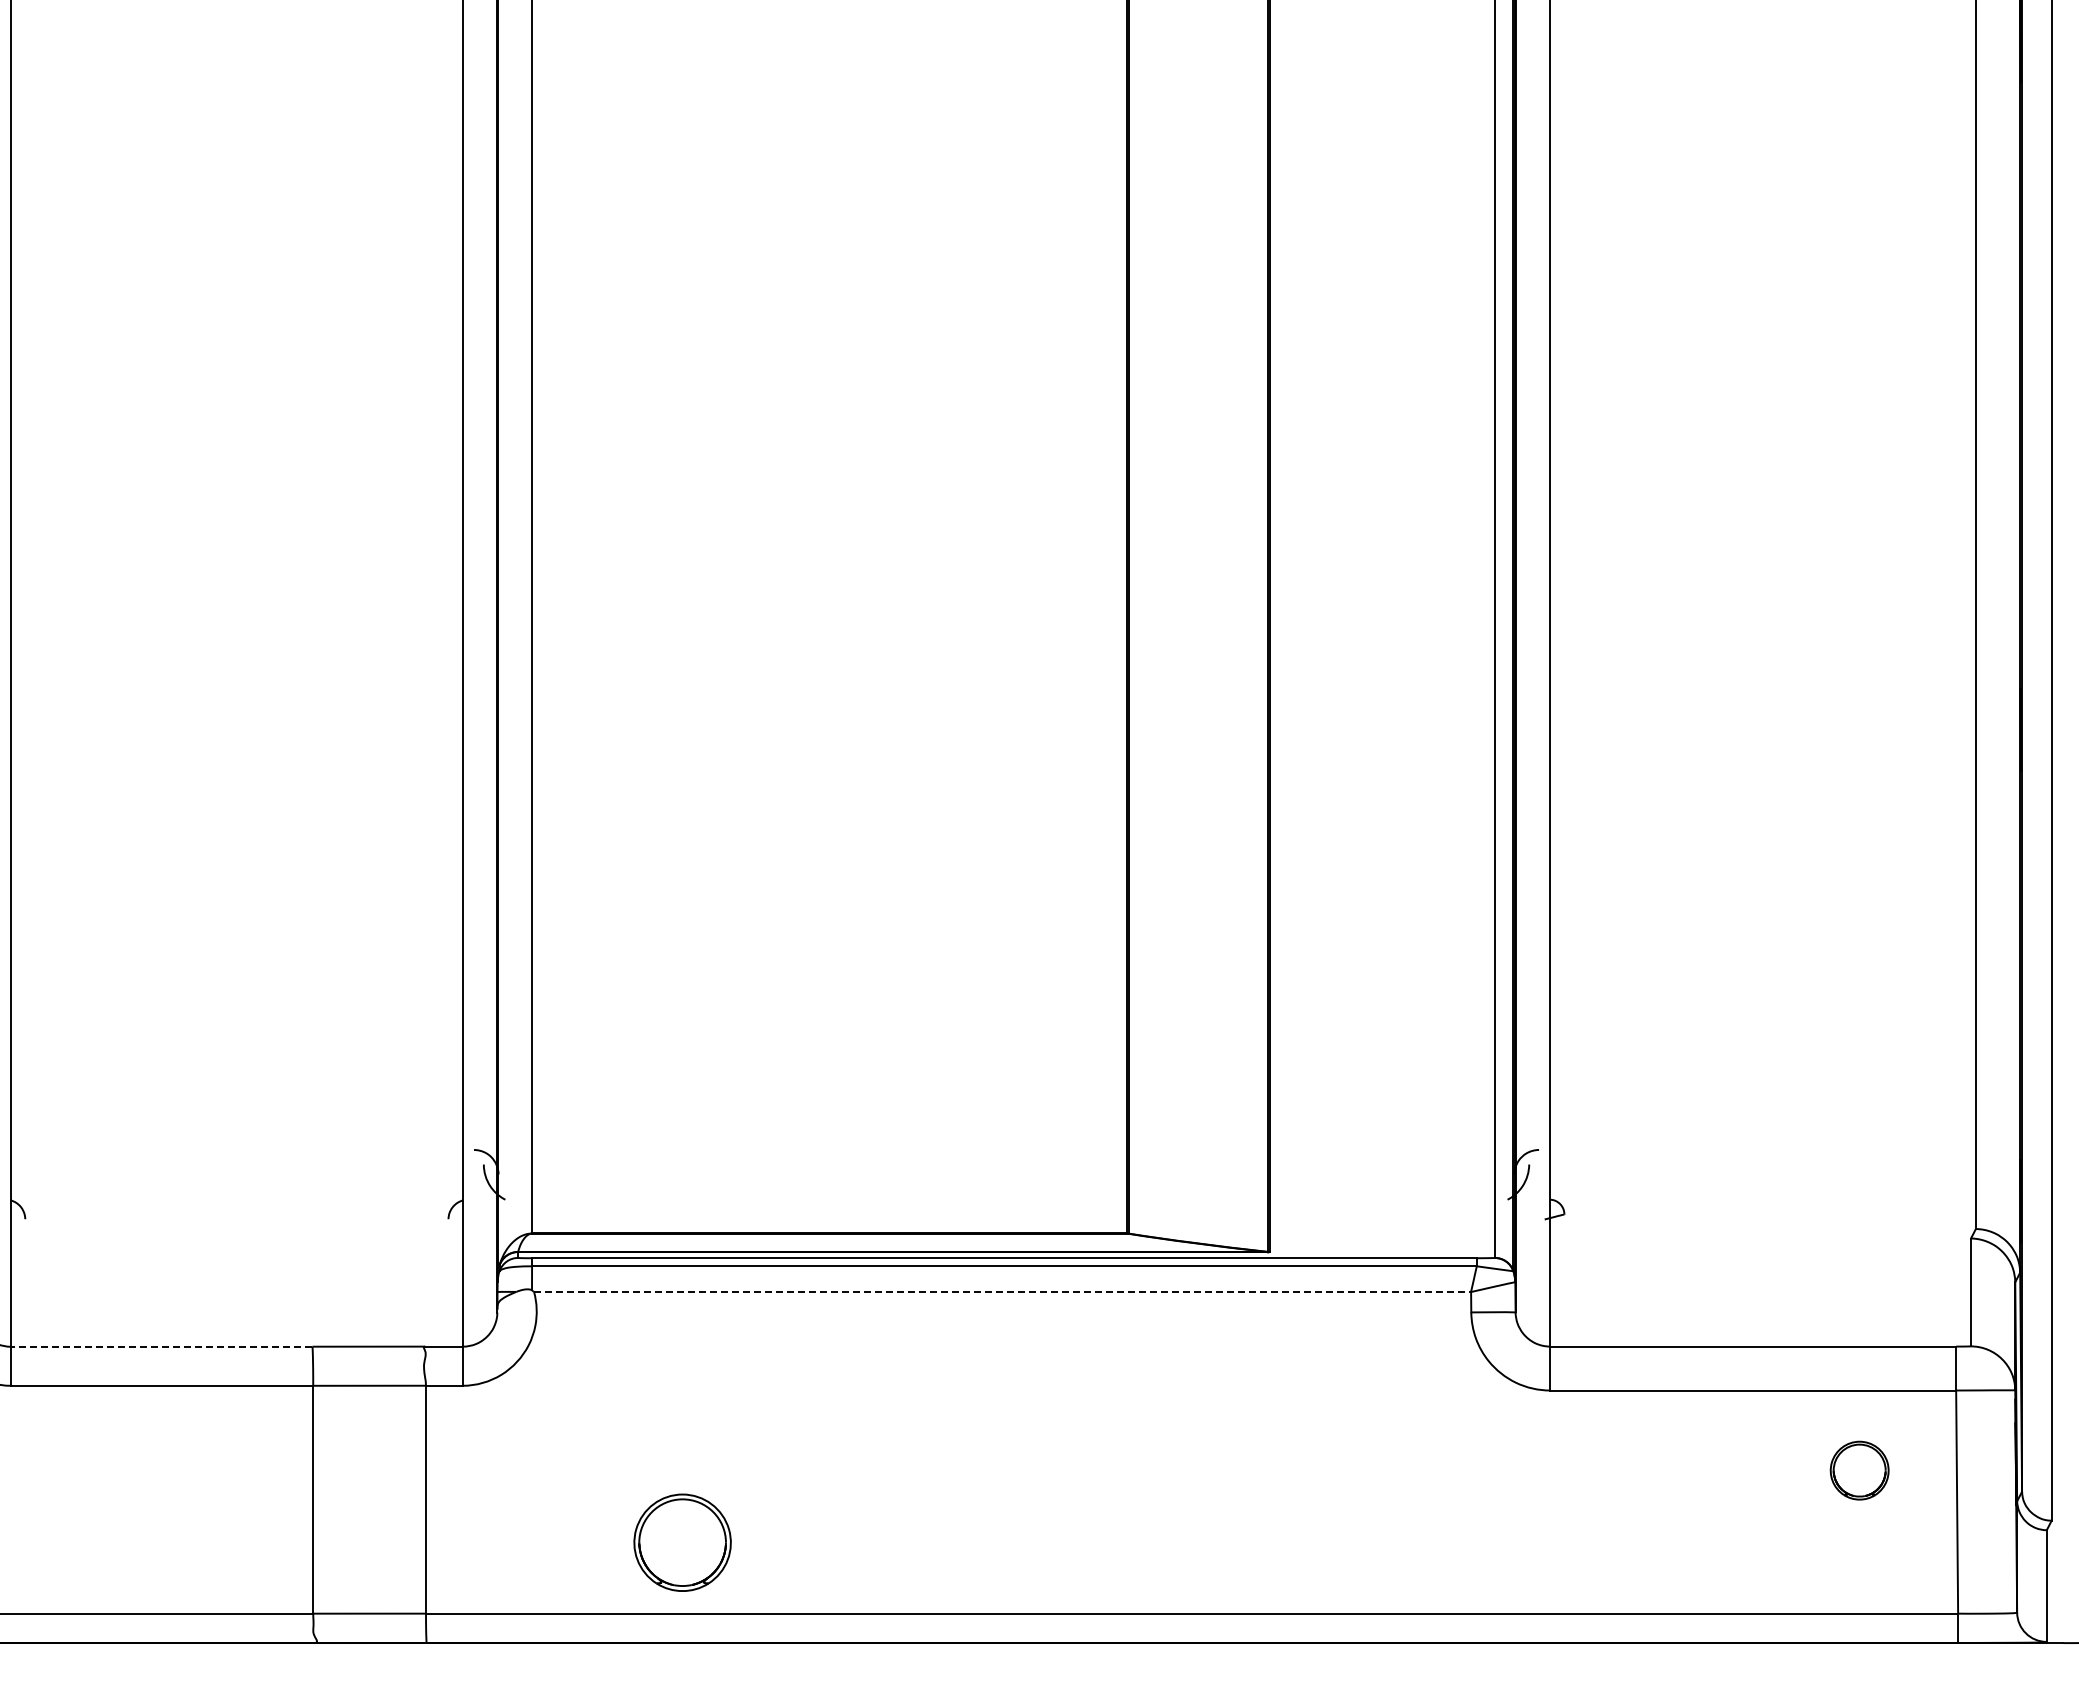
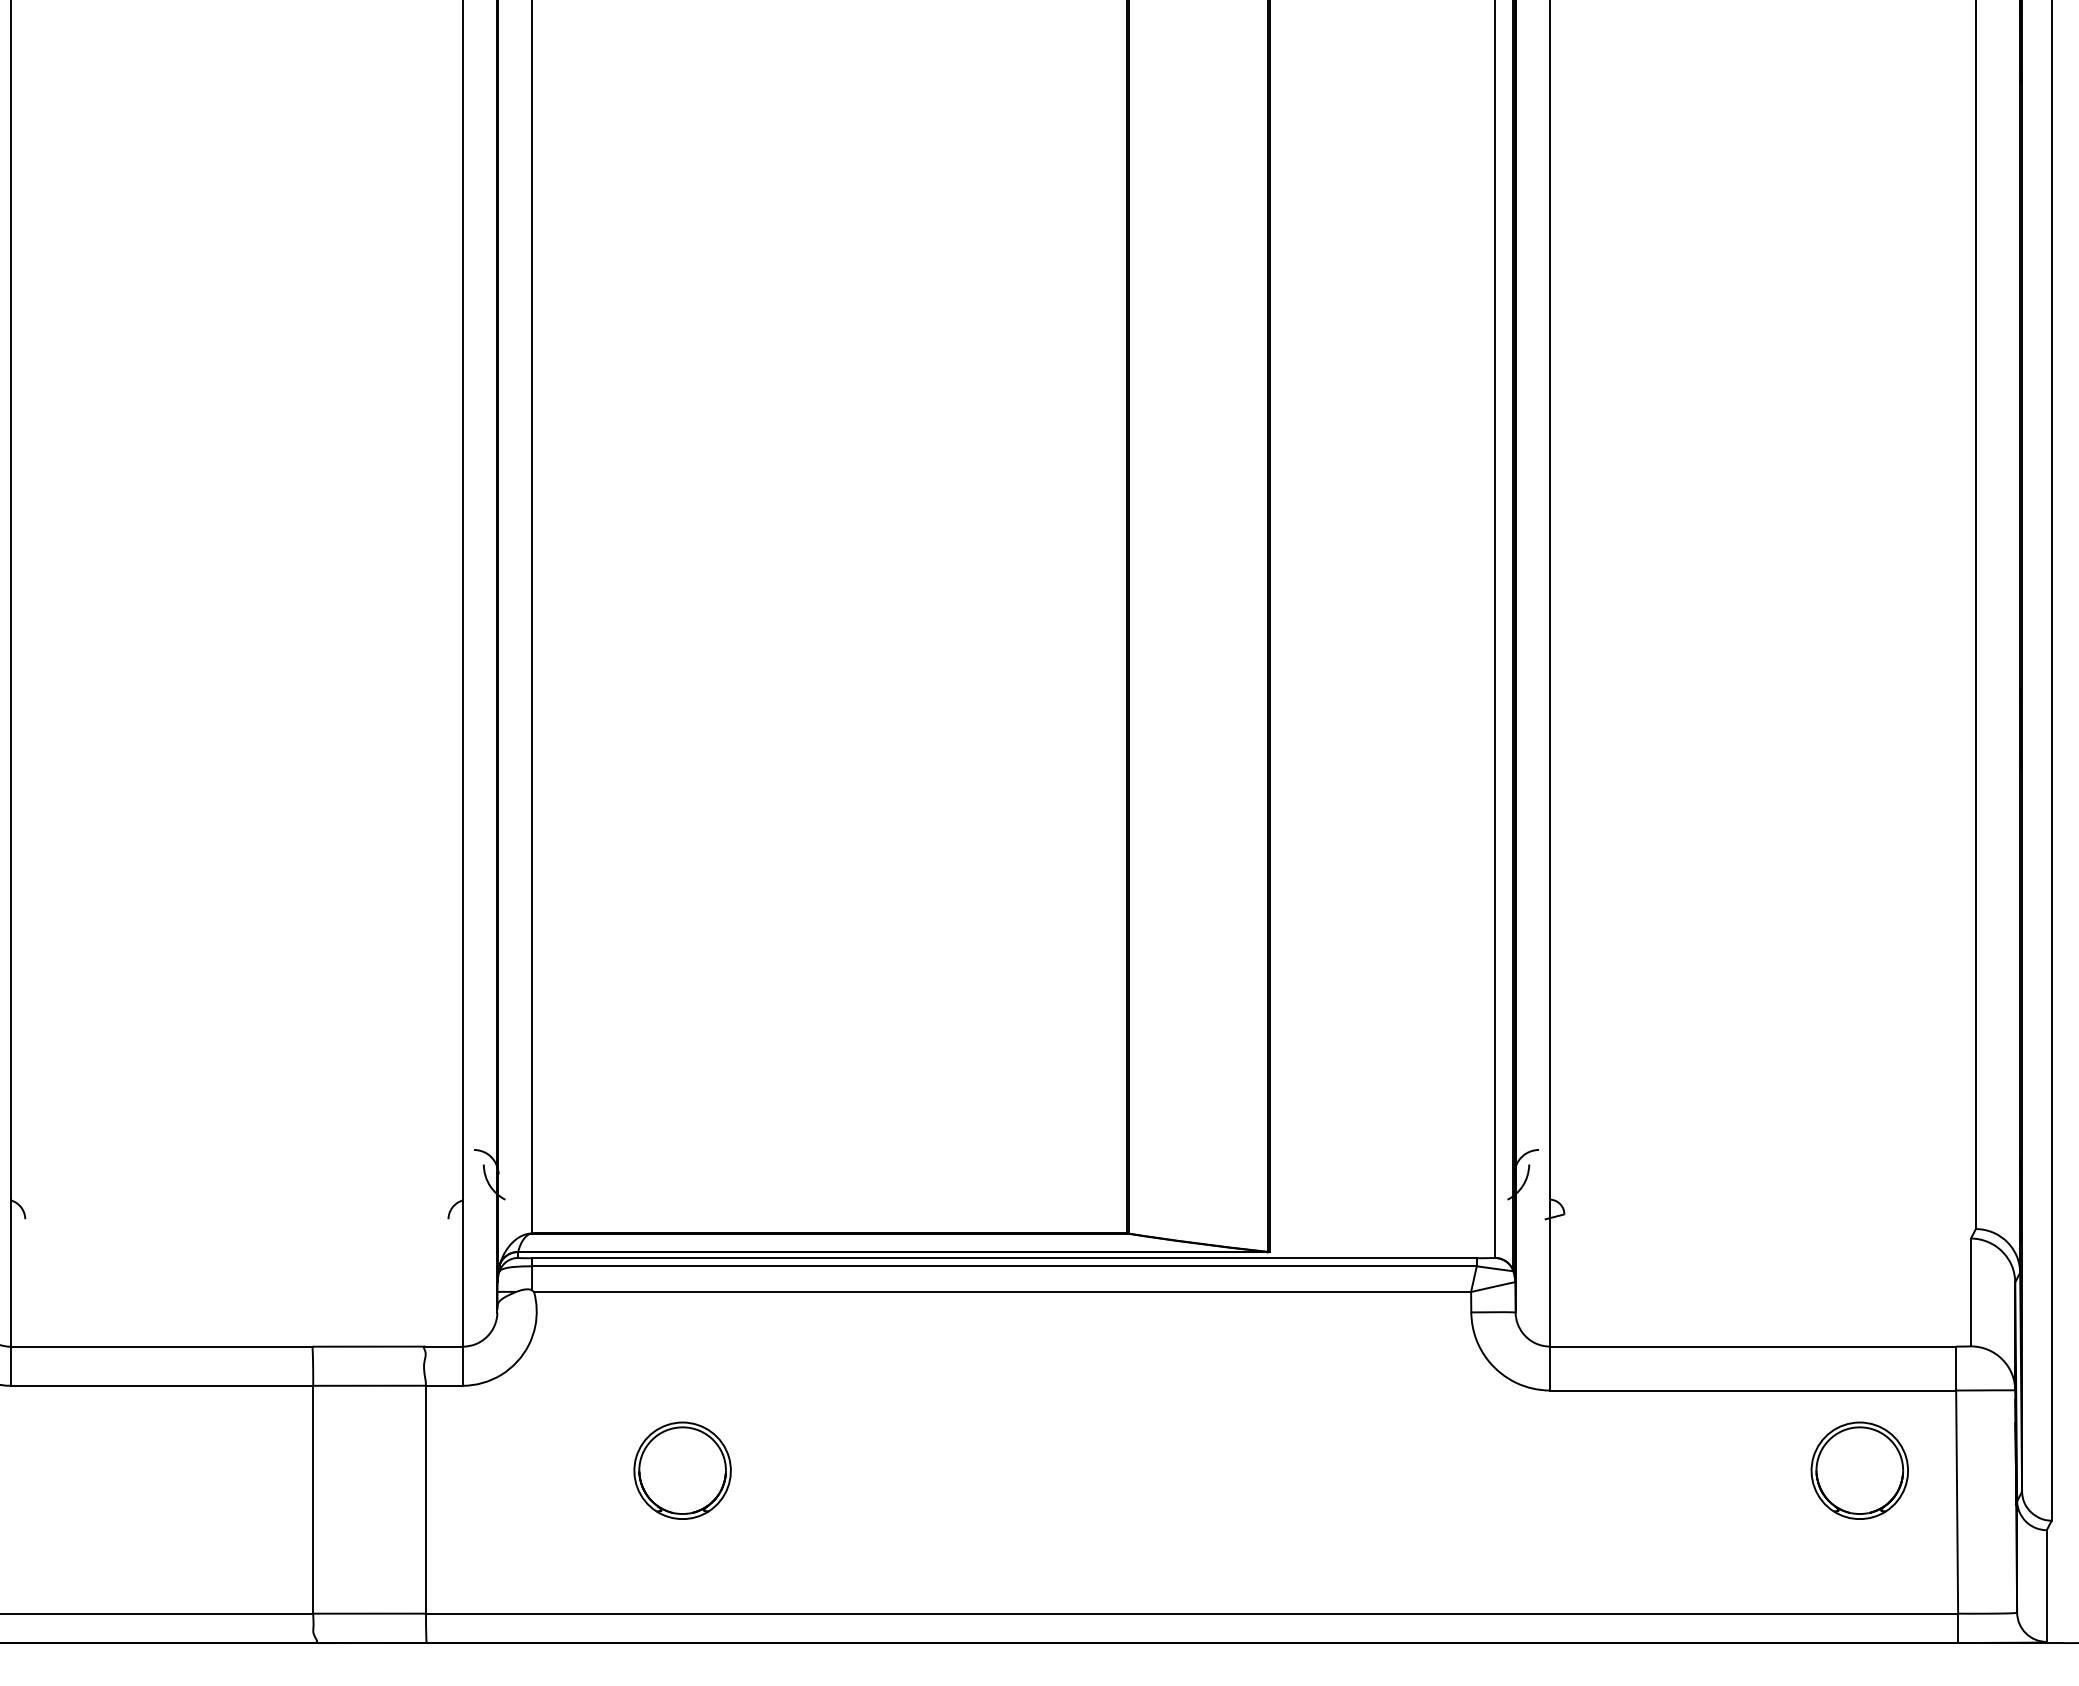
line: dashed -> solid (1002, 1292)
line: dashed -> solid (161, 1346)
part size: 61x61 px -> 99x99 px (1859, 1470)
part position: (682, 1542) -> (682, 1470) (682, 1470)
